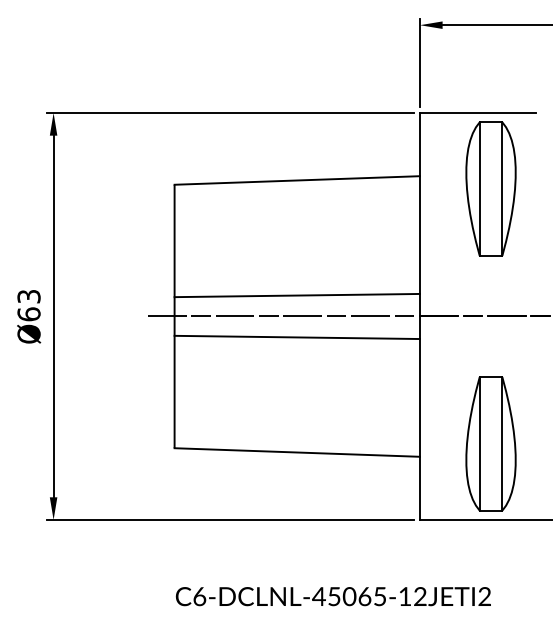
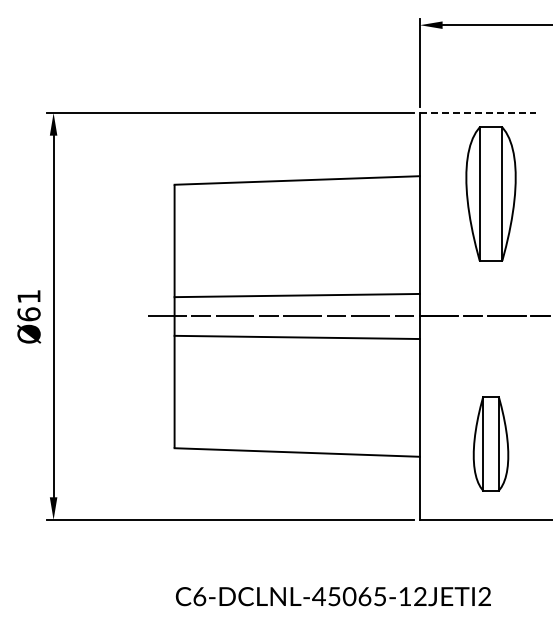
line: solid -> dashed (478, 113)
part position: (490, 188) -> (490, 193) (490, 193)
text: Ø63 -> Ø61 (28, 296)
part size: 52x136 px -> 38x96 px (490, 443)
